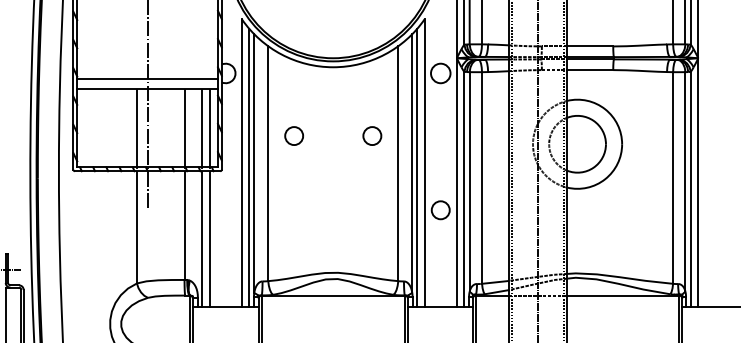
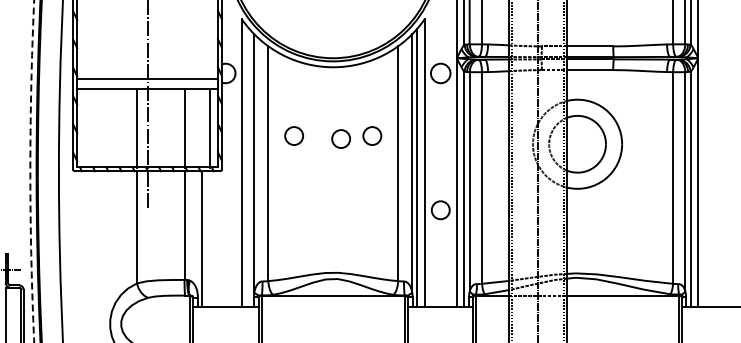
line: present -> none (202, 128)
circle: none -> present (340, 138)
line: present -> none (249, 168)
arc: solid -> dashed (30, 171)
line: present -> none (209, 239)
